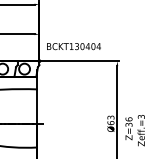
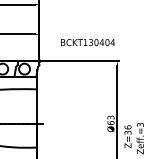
text position: (73, 46) -> (87, 42) (87, 42)
text position: (134, 130) -> (133, 138) (133, 138)
